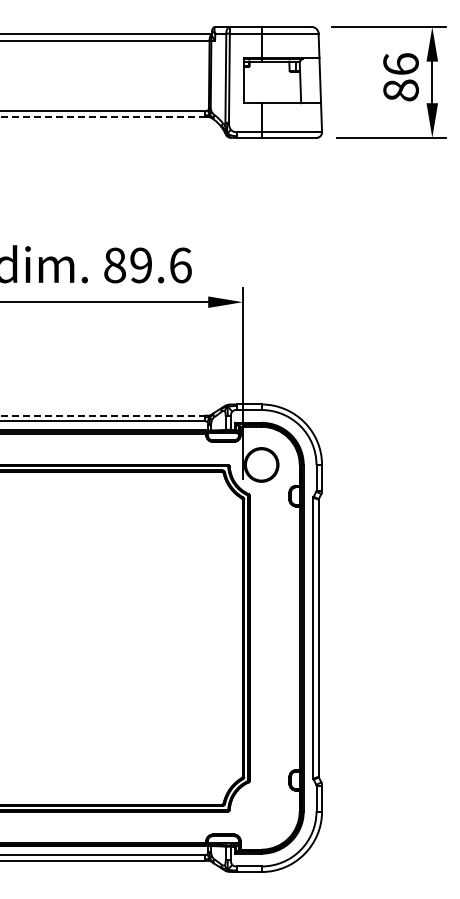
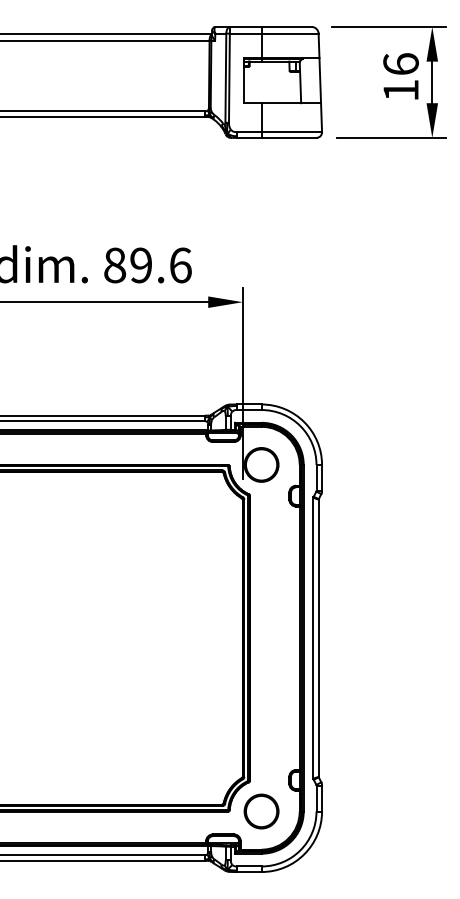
text: 86 -> 16 (400, 90)
line: dashed -> solid (103, 117)
line: dashed -> solid (103, 415)
part: none -> present (261, 811)
